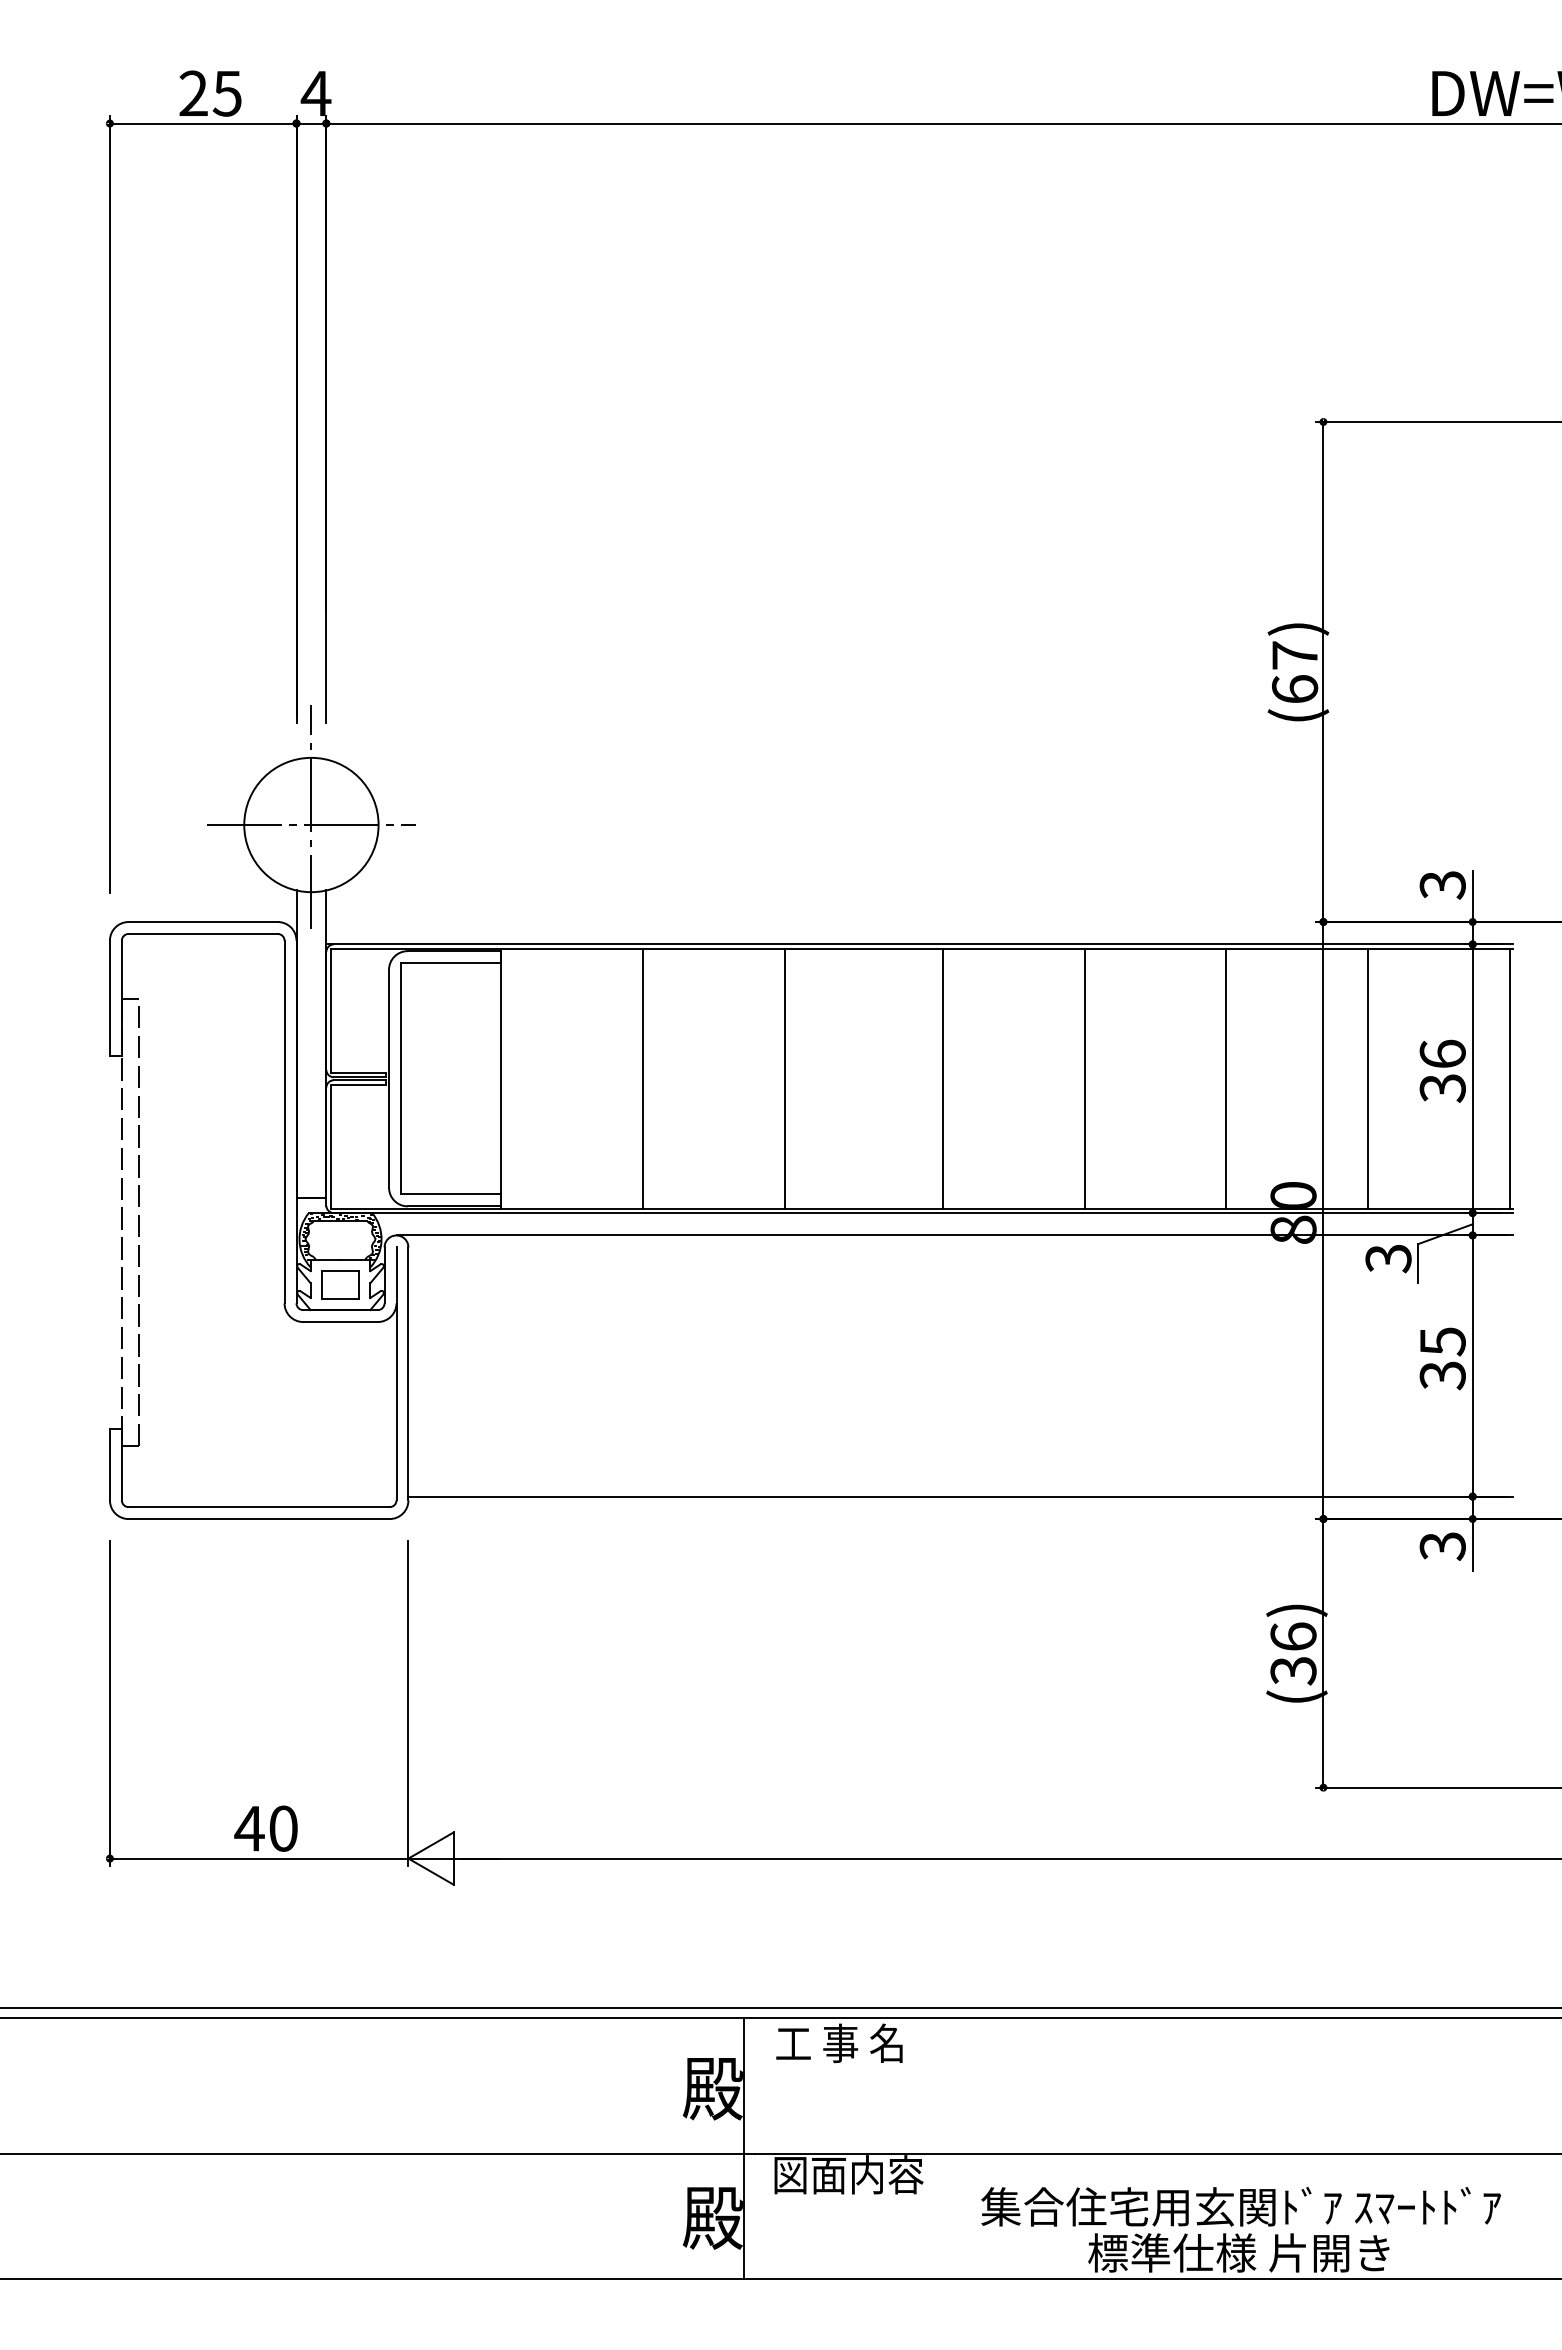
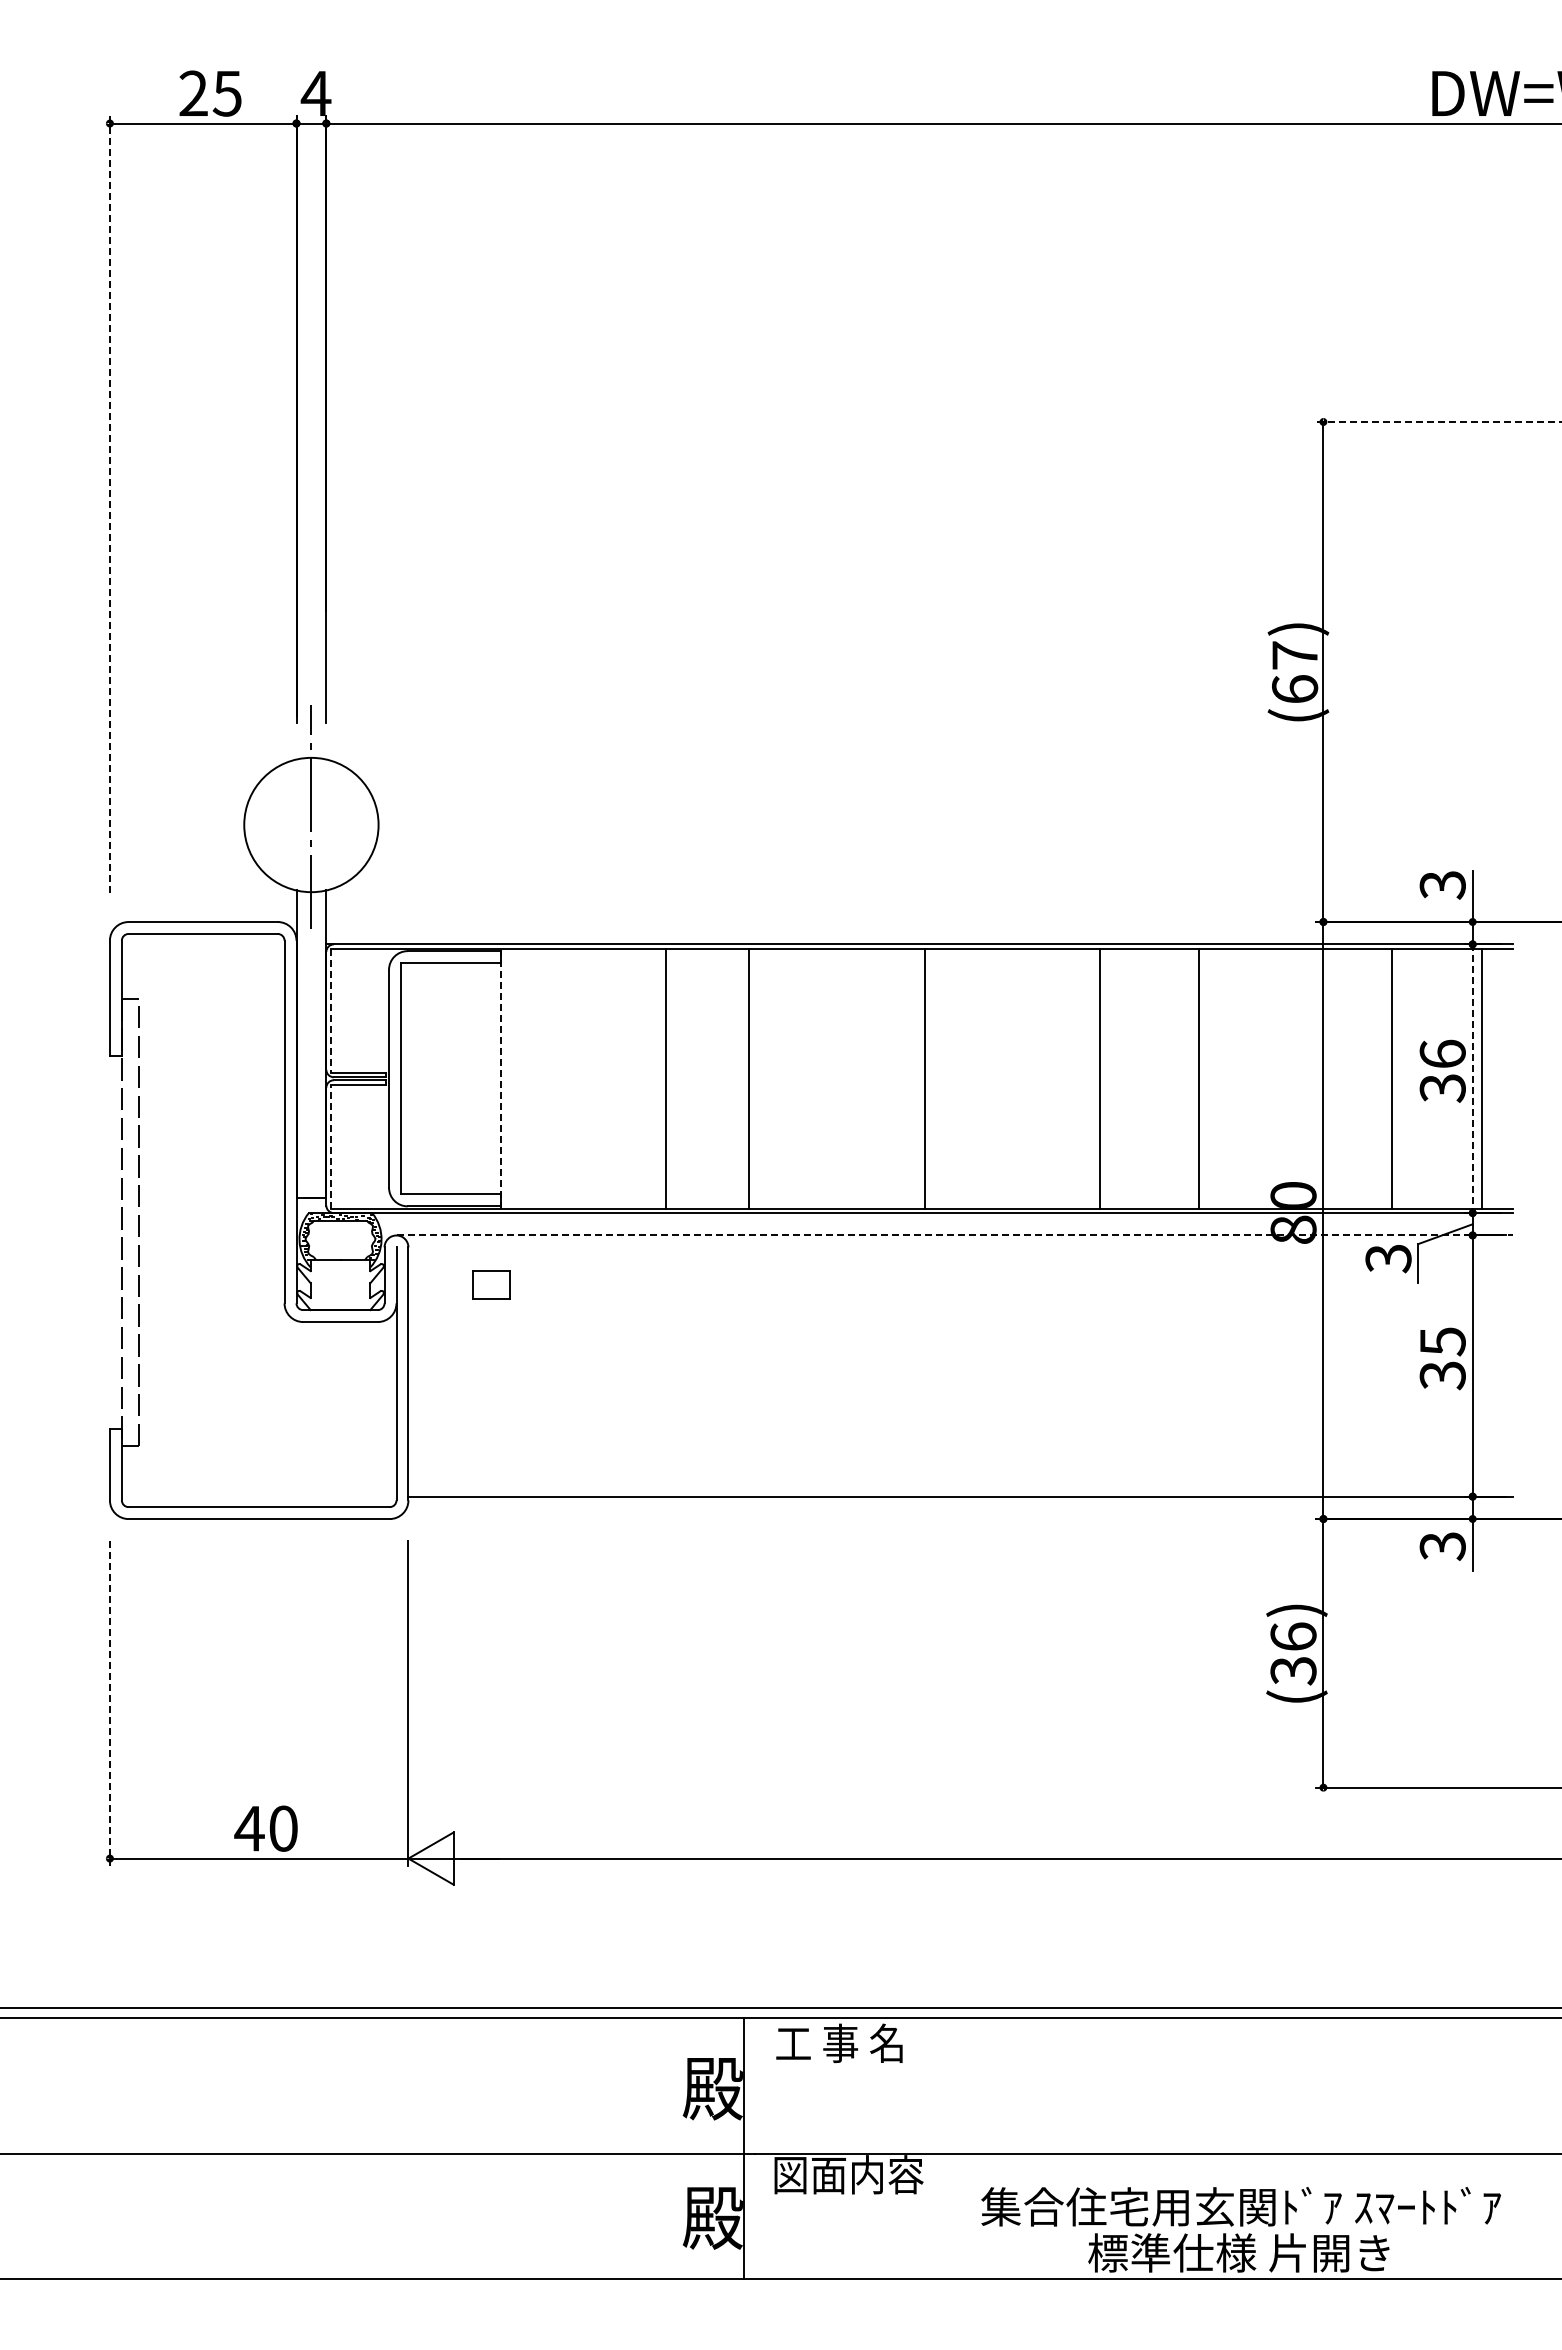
line: solid -> dashed (1438, 422)
line: solid -> dashed (109, 504)
line: present -> none (310, 825)
line: solid -> dashed (330, 1010)
line: solid -> dashed (500, 1078)
line position: (642, 1078) -> (665, 1078) (665, 1078)
line position: (784, 1078) -> (748, 1078) (748, 1078)
line position: (942, 1078) -> (924, 1078) (924, 1078)
line position: (1084, 1078) -> (1099, 1078) (1099, 1078)
line position: (1226, 1078) -> (1199, 1078) (1199, 1078)
line position: (1368, 1078) -> (1392, 1078) (1392, 1078)
line position: (1510, 1078) -> (1482, 1078) (1482, 1078)
line: solid -> dashed (1472, 1079)
line: solid -> dashed (330, 1146)
line: solid -> dashed (955, 1235)
part position: (340, 1284) -> (491, 1284) (491, 1284)
line: solid -> dashed (109, 1704)
